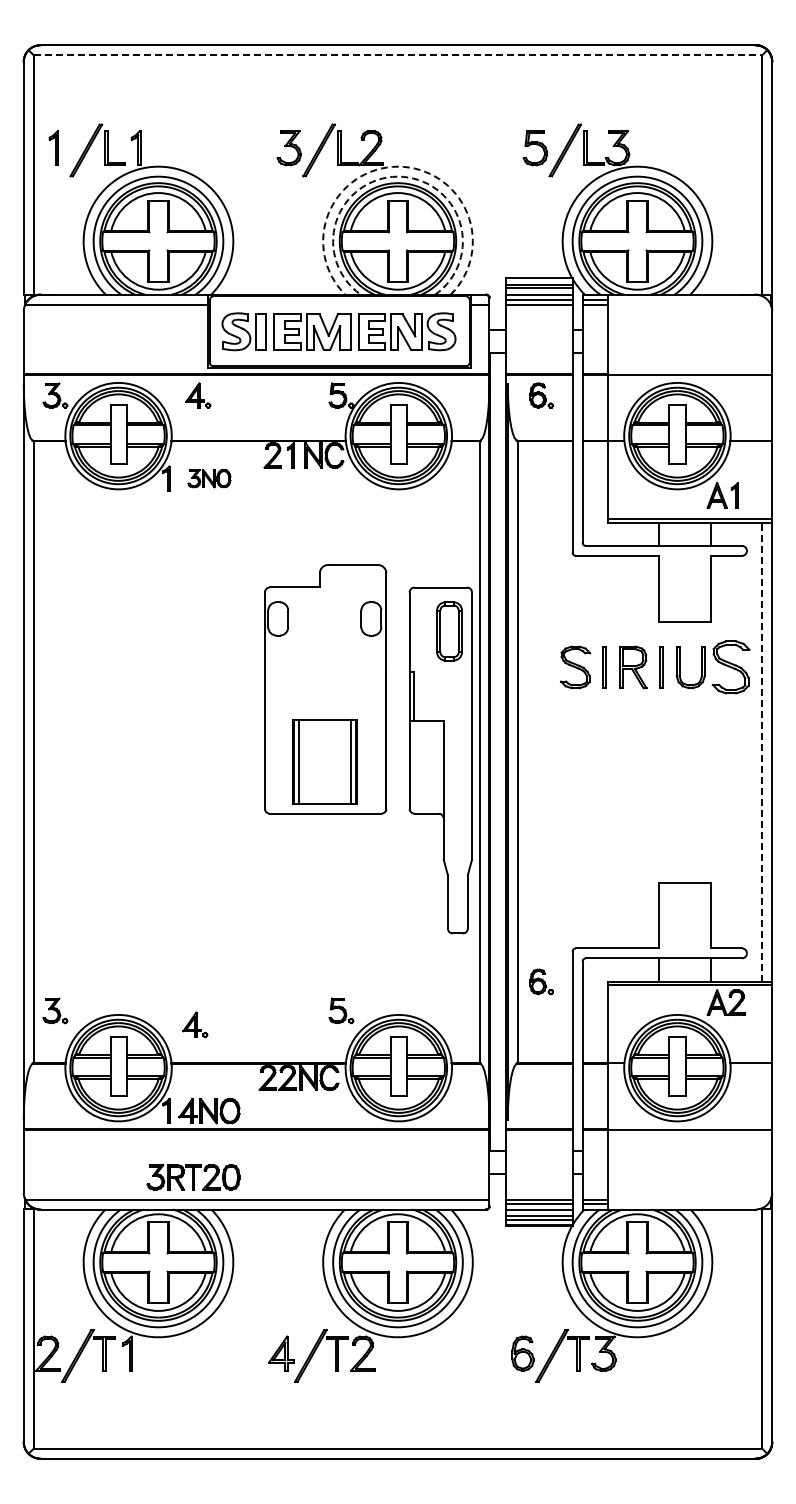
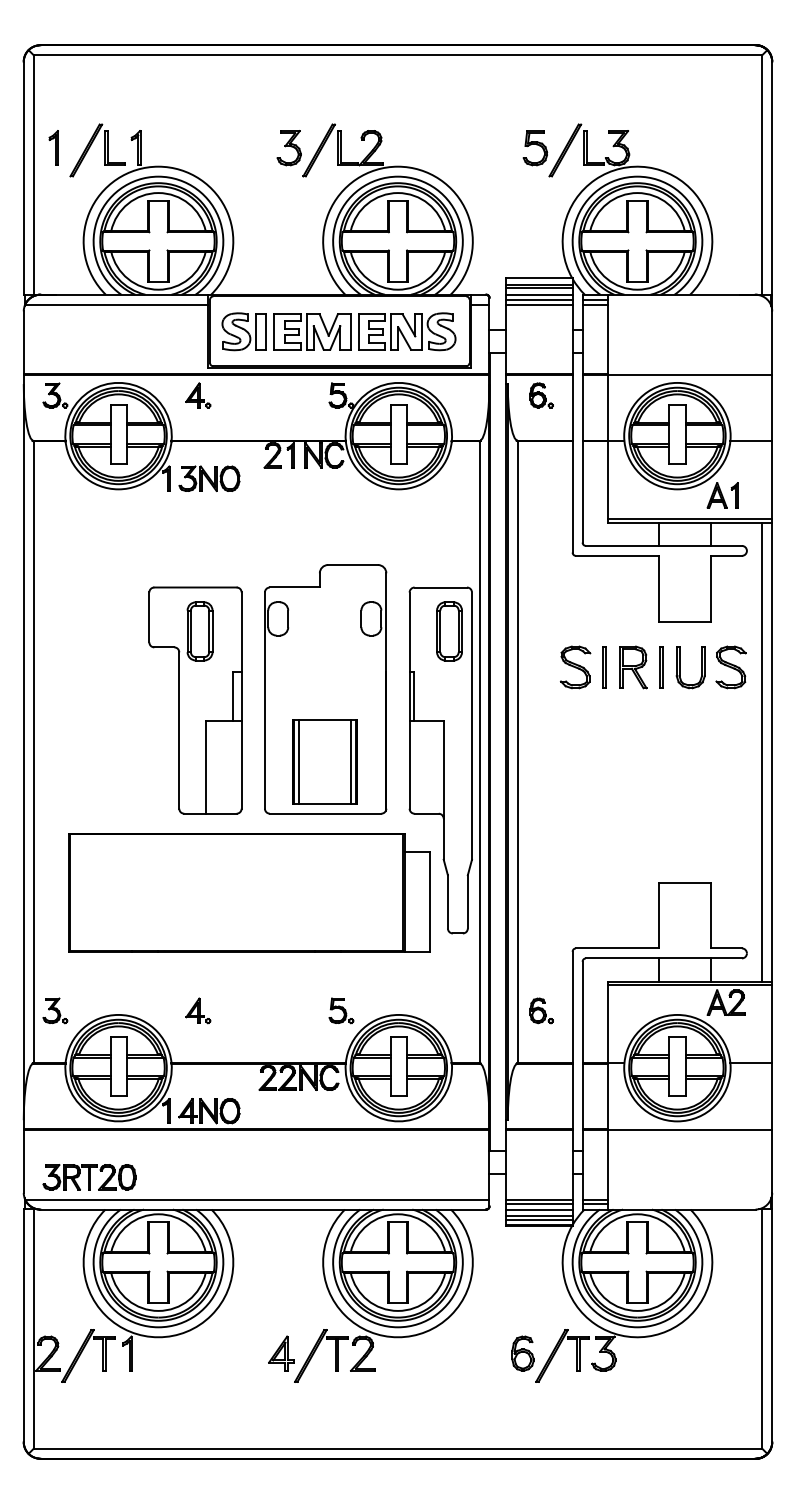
line: dashed -> solid (398, 55)
arc: dashed -> solid (398, 166)
arc: dashed -> solid (398, 176)
part size: 45x20 px -> 63x27 px (209, 478)
part size: 39x55 px -> 32x45 px (730, 667)
part: none -> present (195, 700)
line: dashed -> solid (762, 752)
part: none -> present (249, 892)
part position: (541, 981) -> (541, 1010) (541, 1010)
part position: (195, 1024) -> (198, 1010) (198, 1010)
part position: (193, 1177) -> (89, 1177) (89, 1177)
